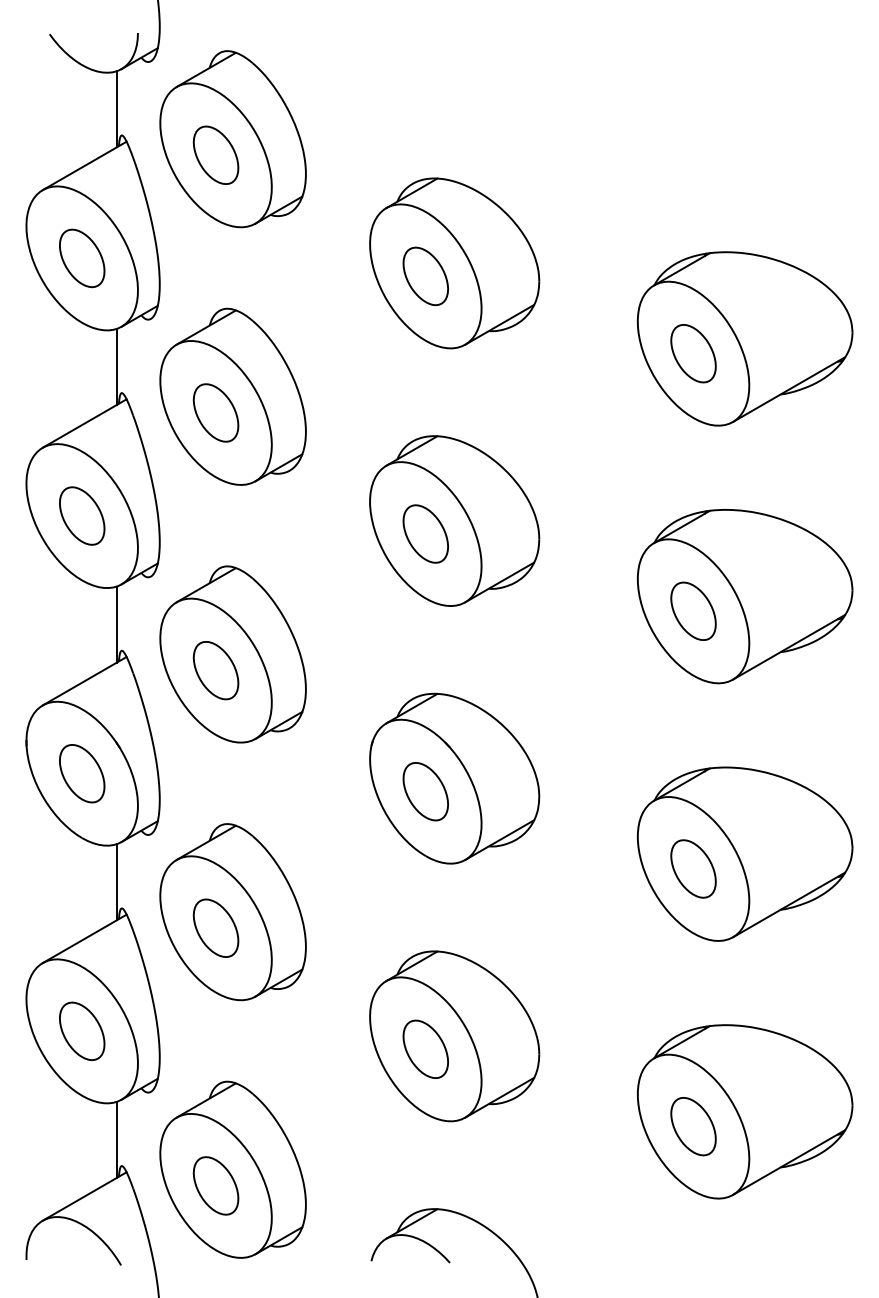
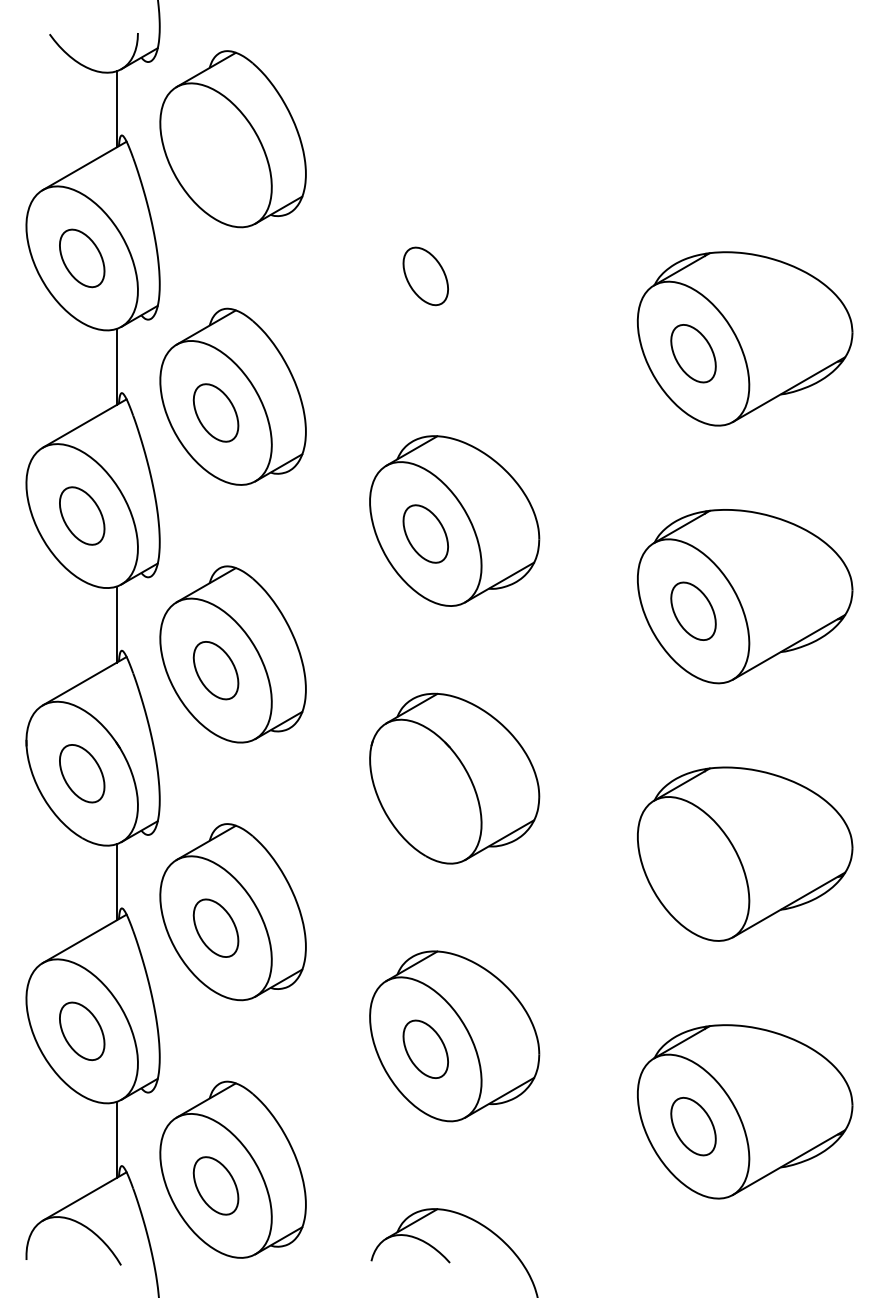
part: present -> none (215, 154)
part: present -> none (454, 263)
part: present -> none (425, 791)
part: present -> none (693, 868)
